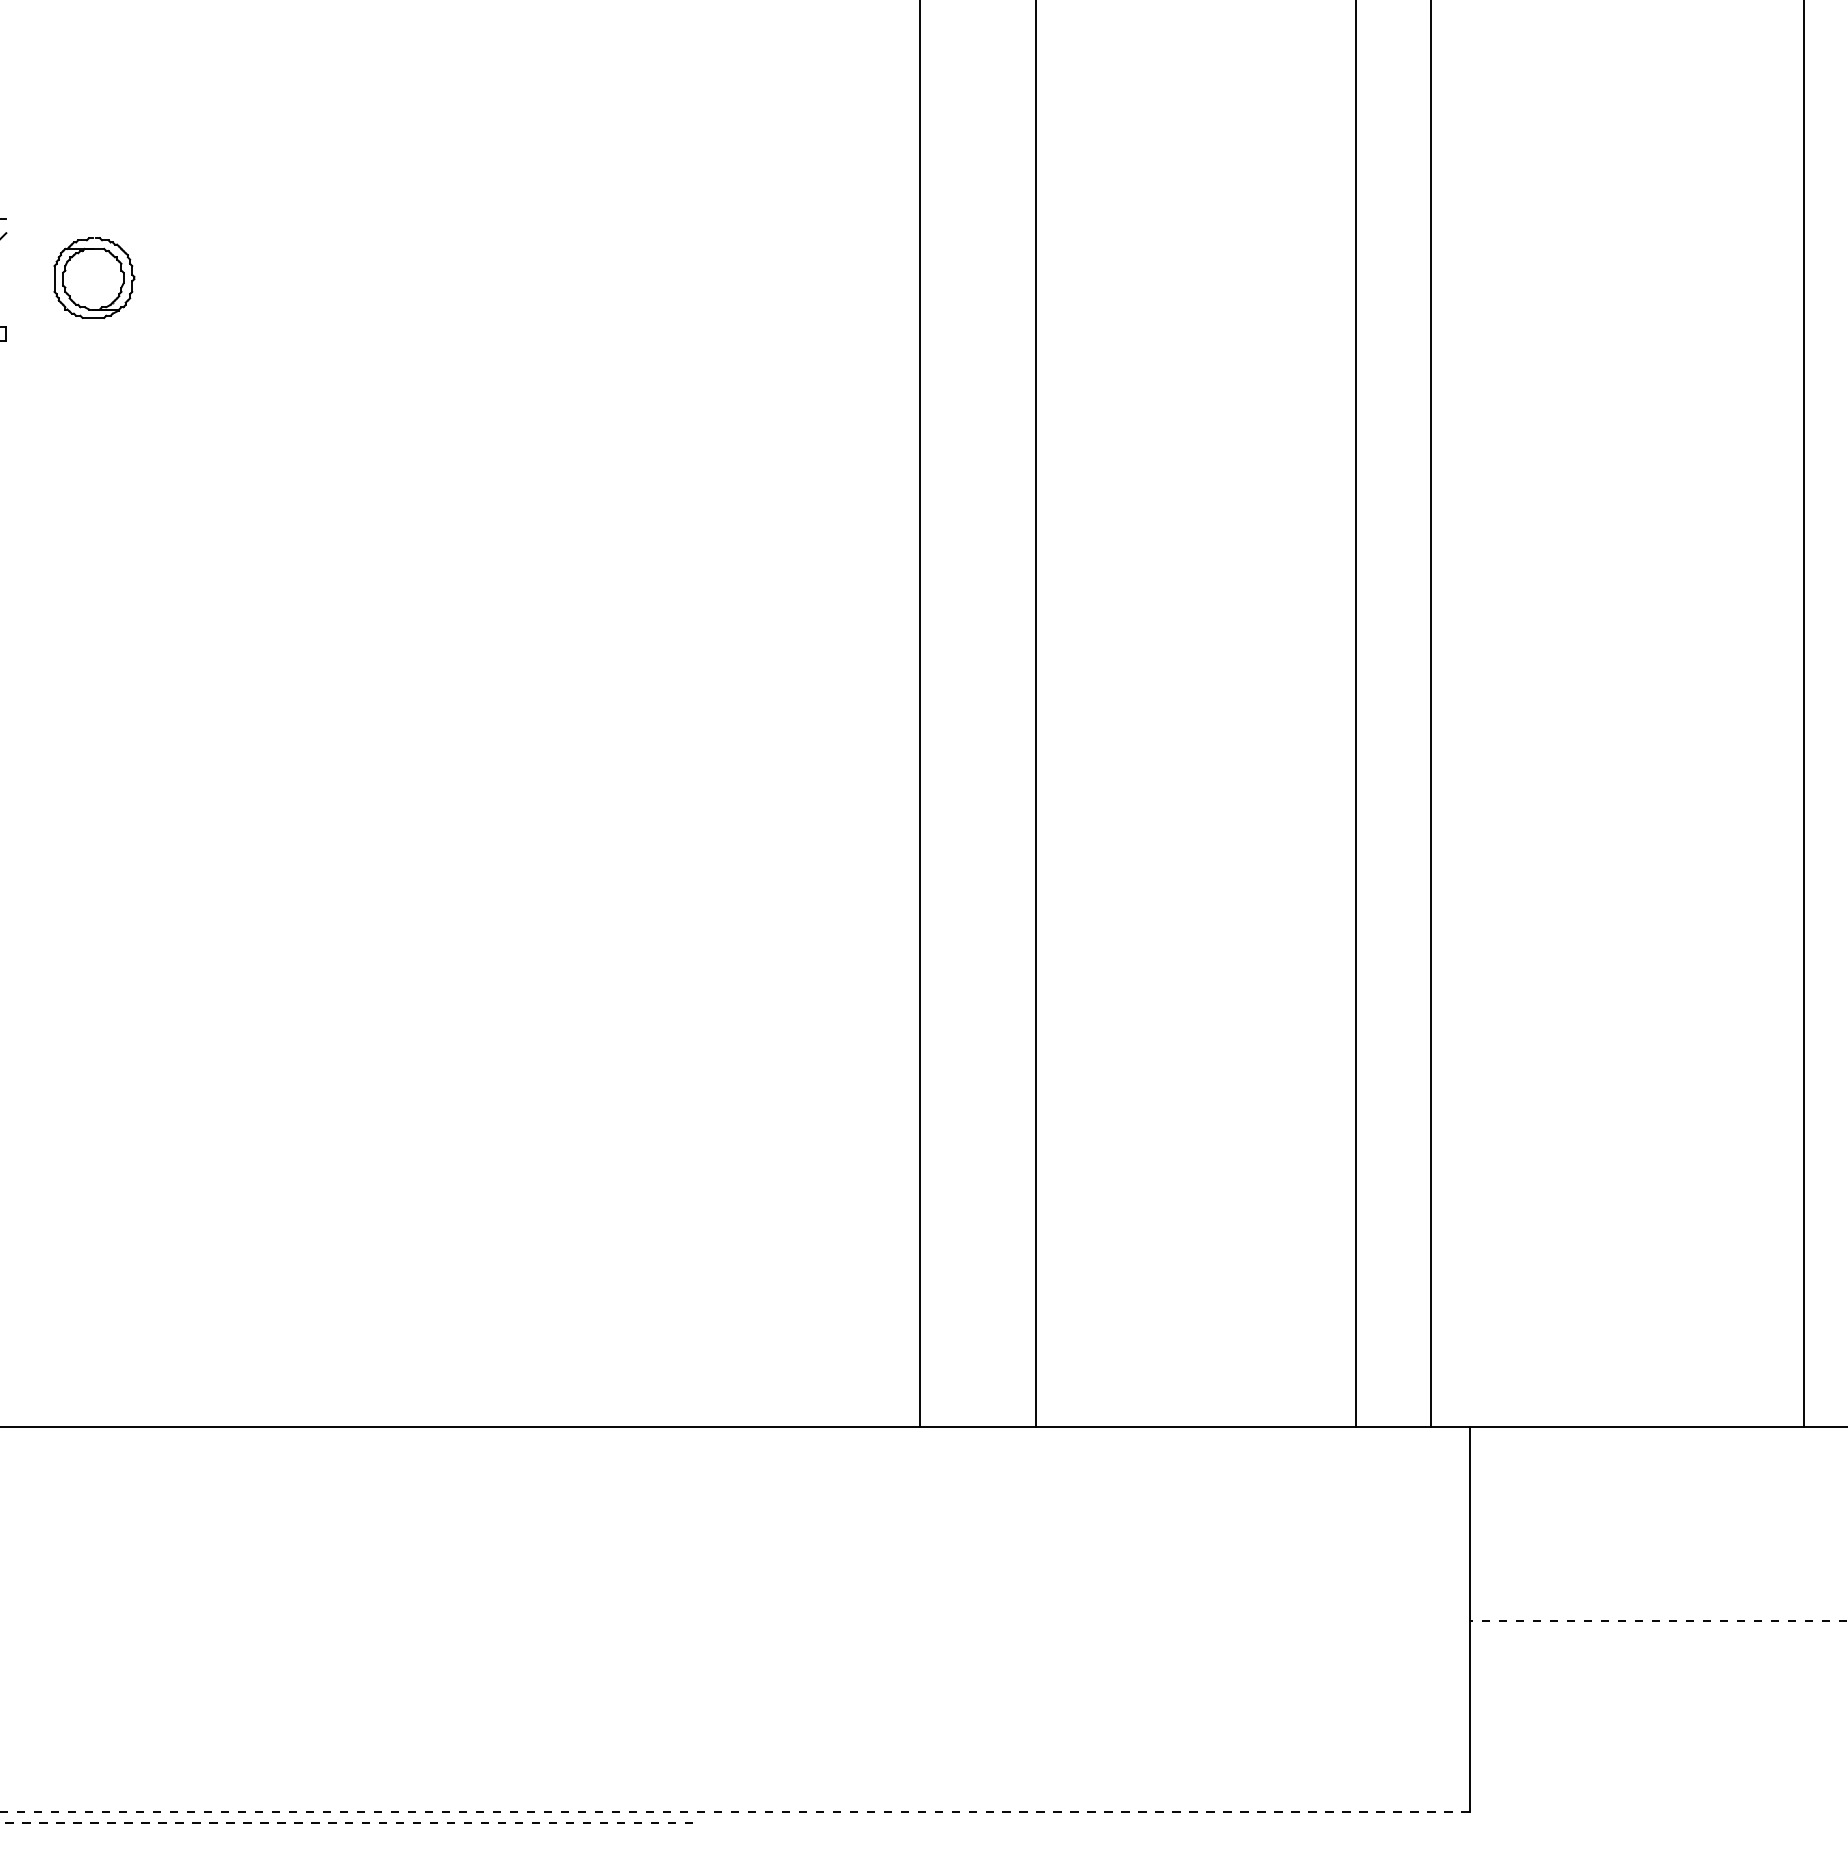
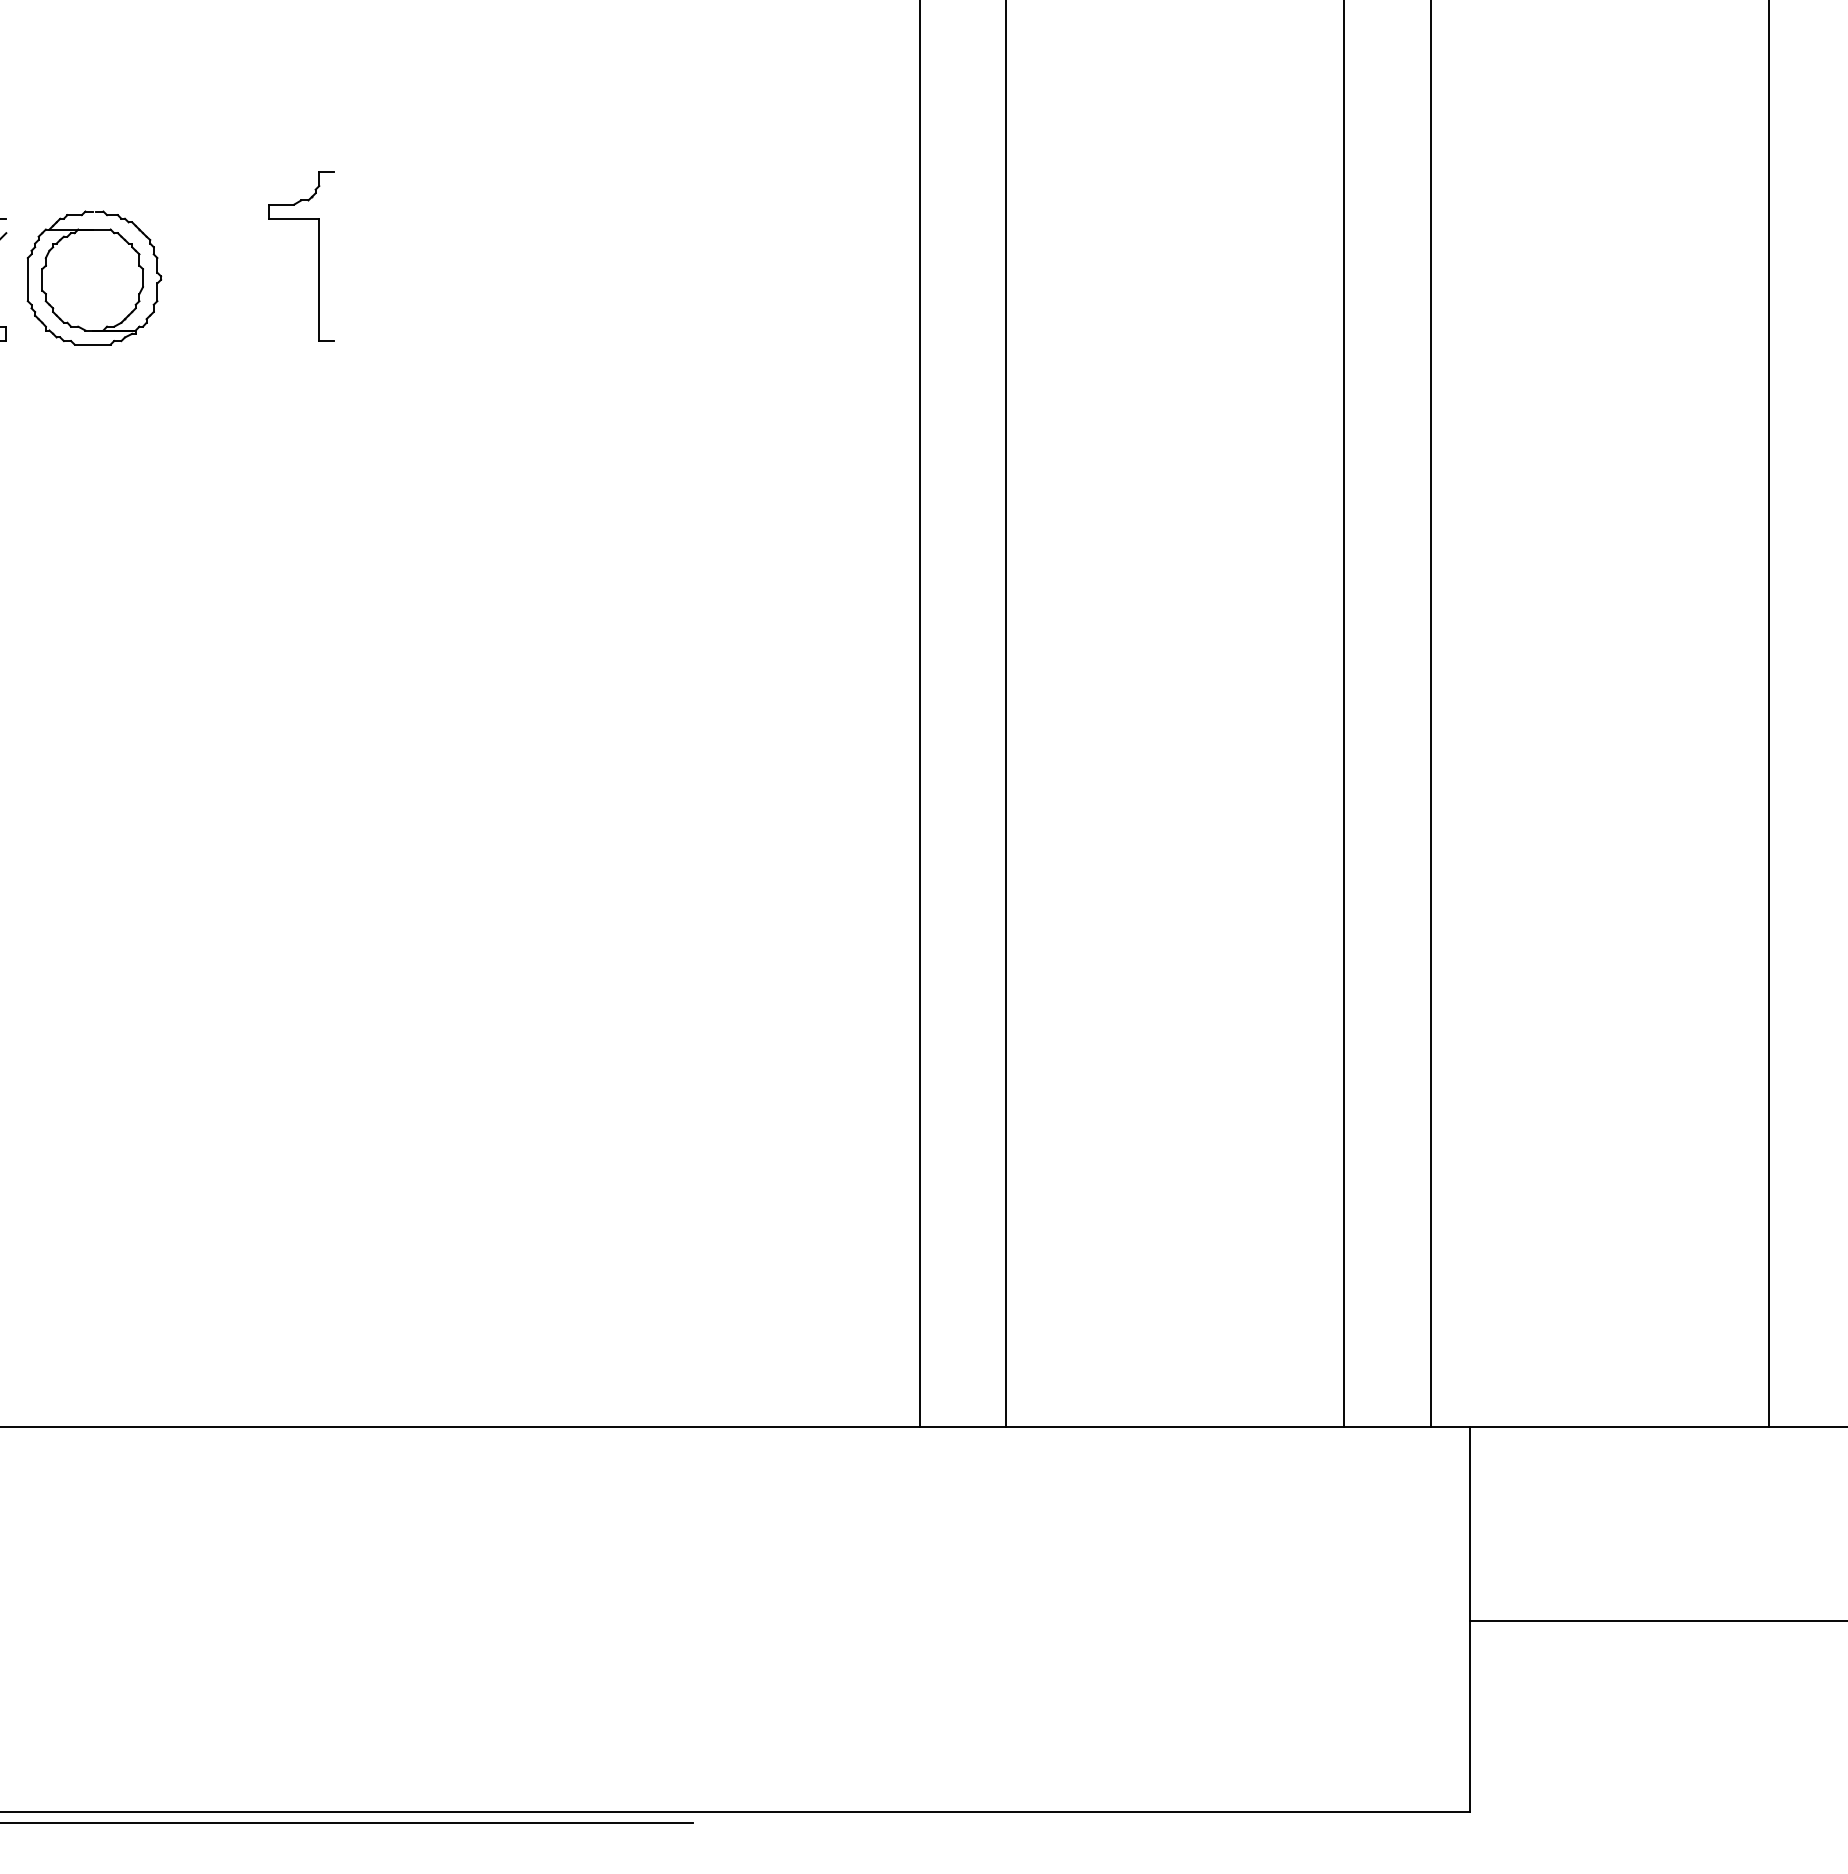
part: none -> present (318, 256)
part size: 83x82 px -> 137x136 px (94, 277)
line position: (1036, 714) -> (1006, 714) (1006, 714)
line position: (1356, 714) -> (1344, 714) (1344, 714)
line position: (1803, 714) -> (1768, 714) (1768, 714)
line: dashed -> solid (1658, 1621)
line: dashed -> solid (735, 1811)
line: dashed -> solid (346, 1823)
